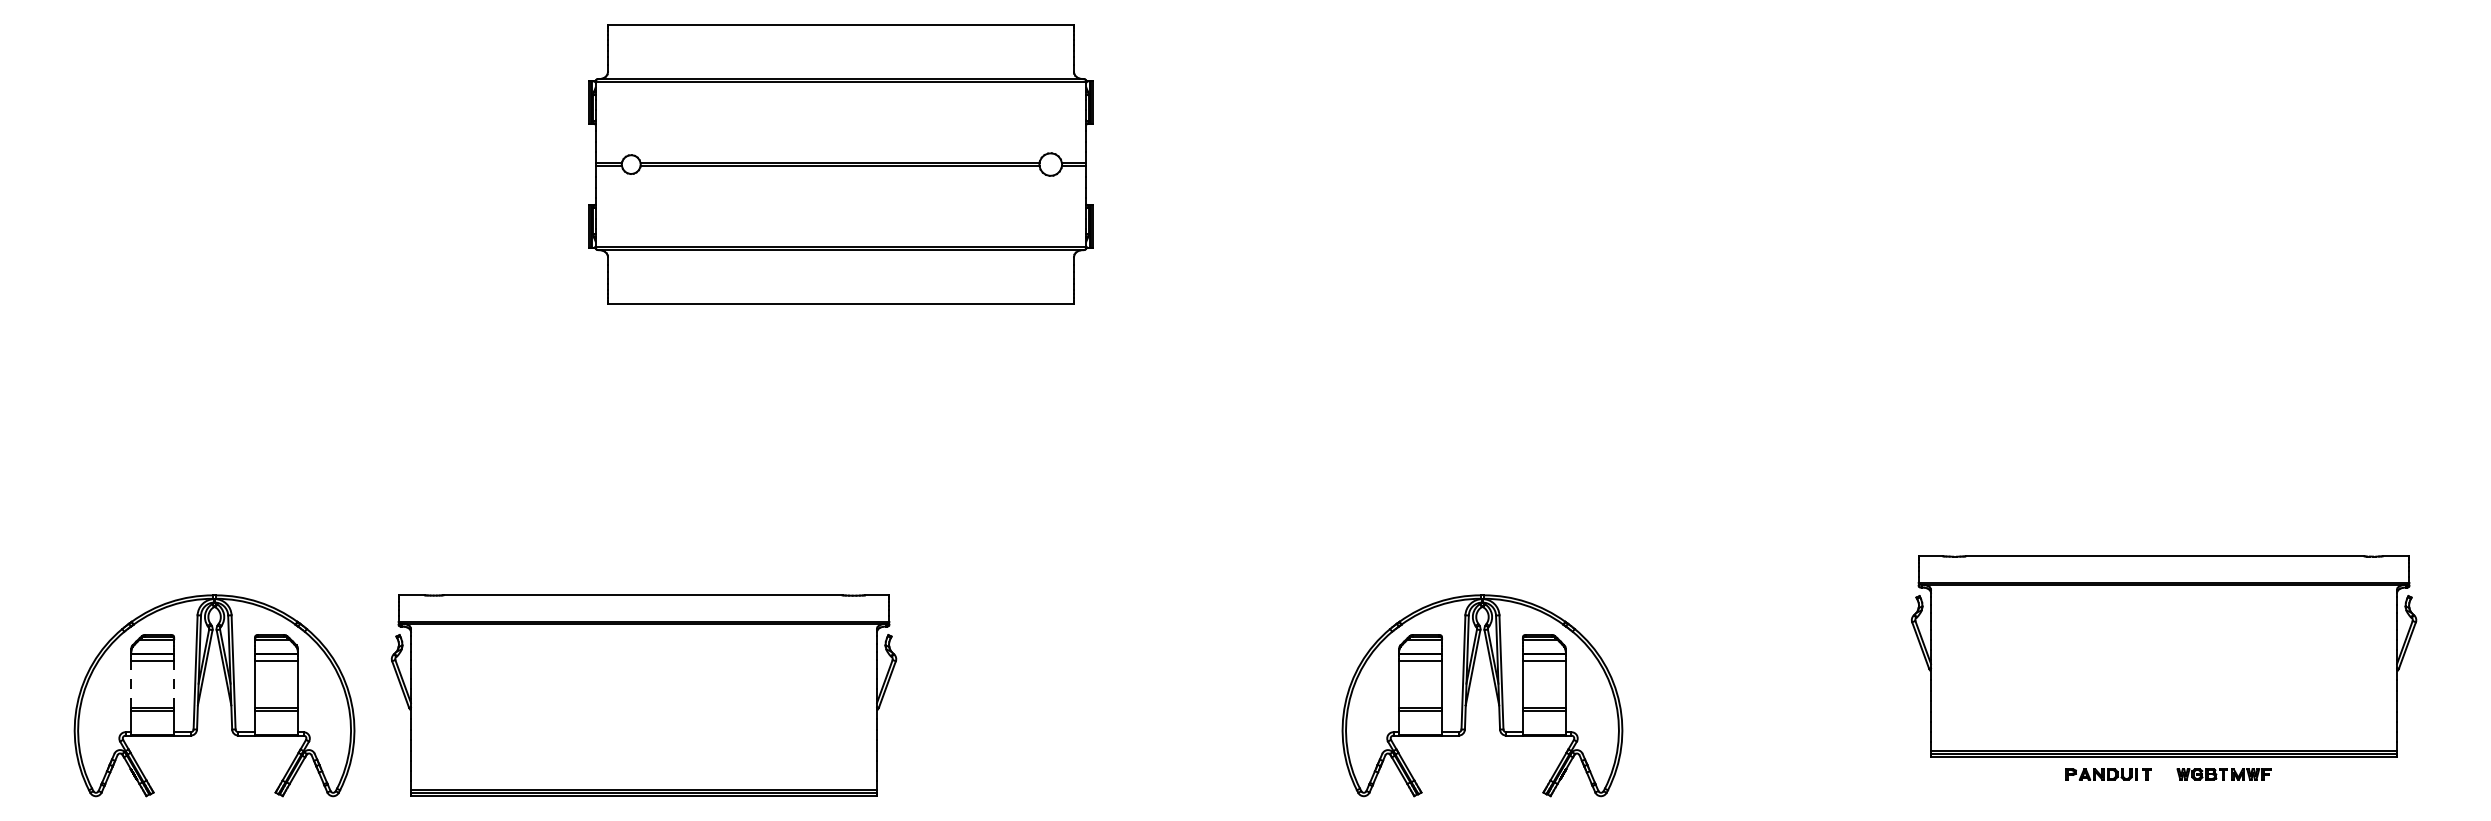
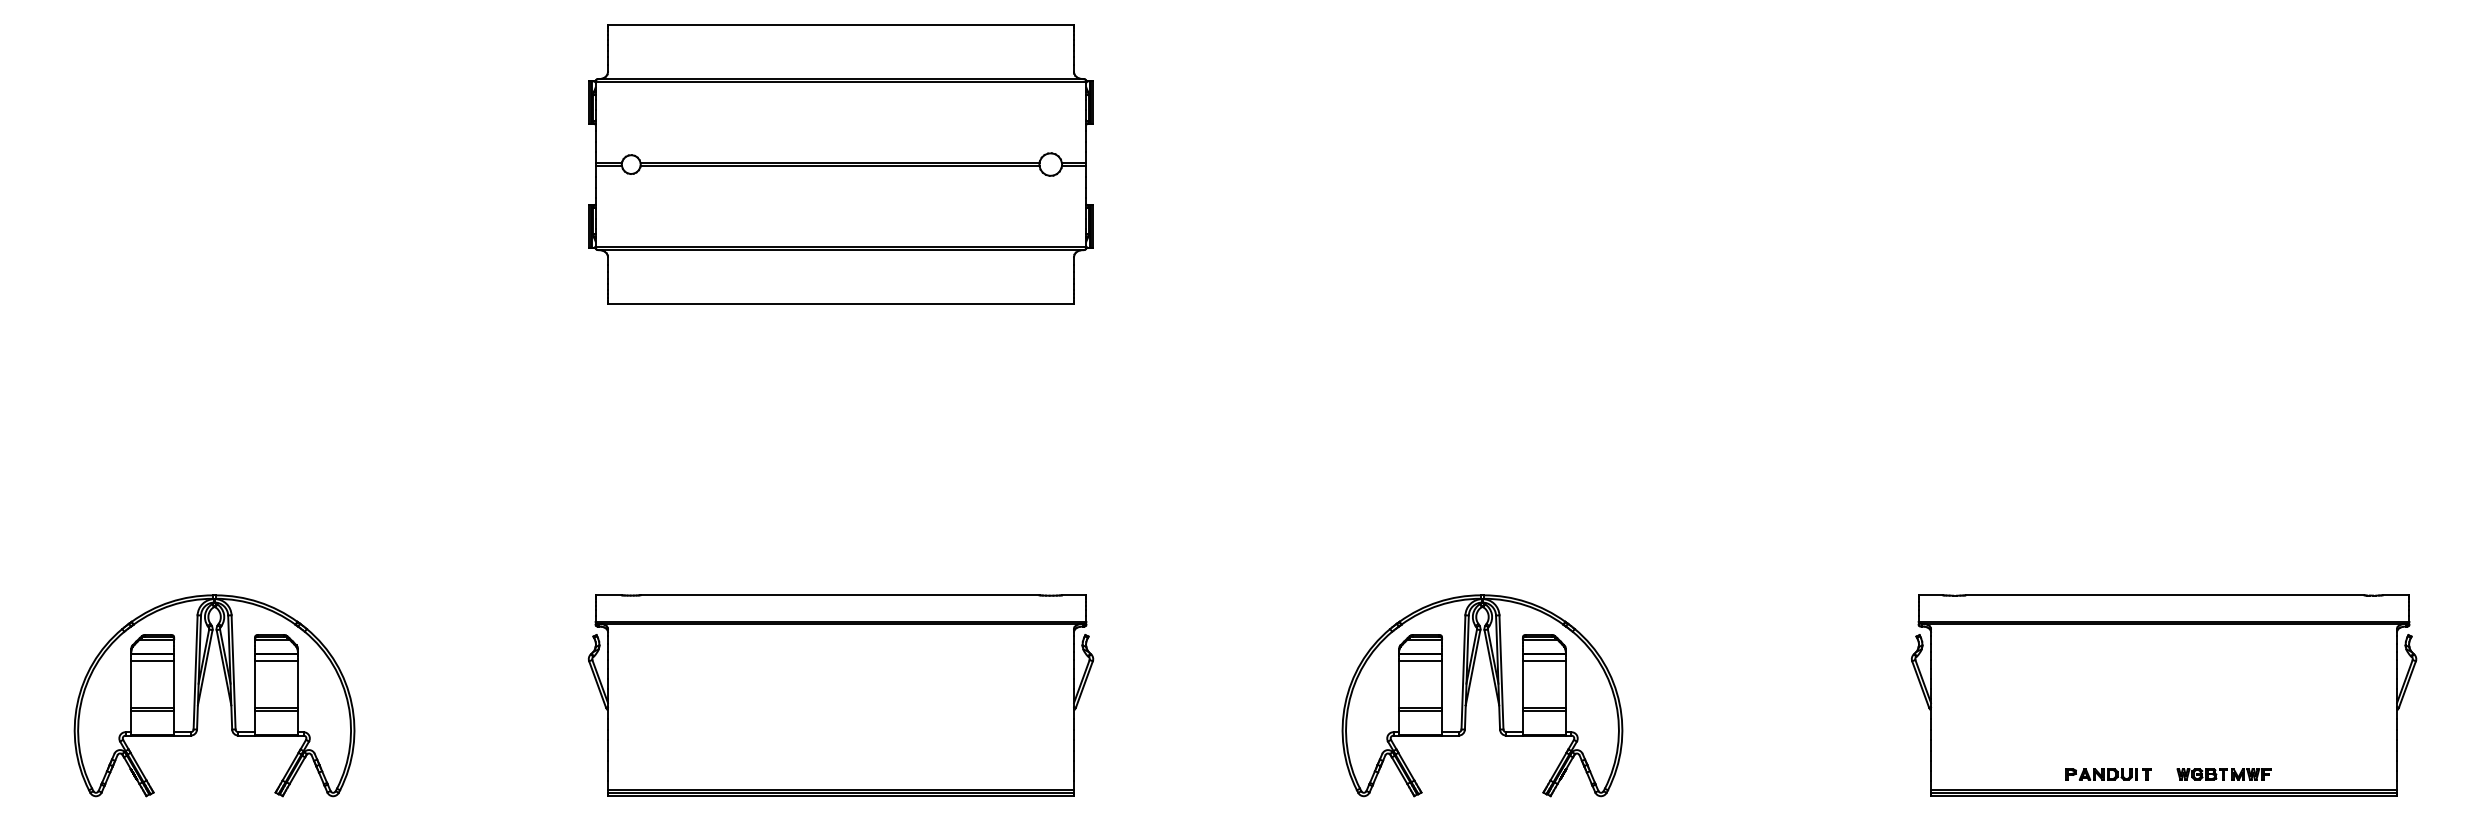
part position: (2163, 656) -> (2163, 695) (2163, 695)
line: dashed -> solid (131, 683)
line: dashed -> solid (174, 683)
part position: (643, 695) -> (840, 695) (840, 695)
